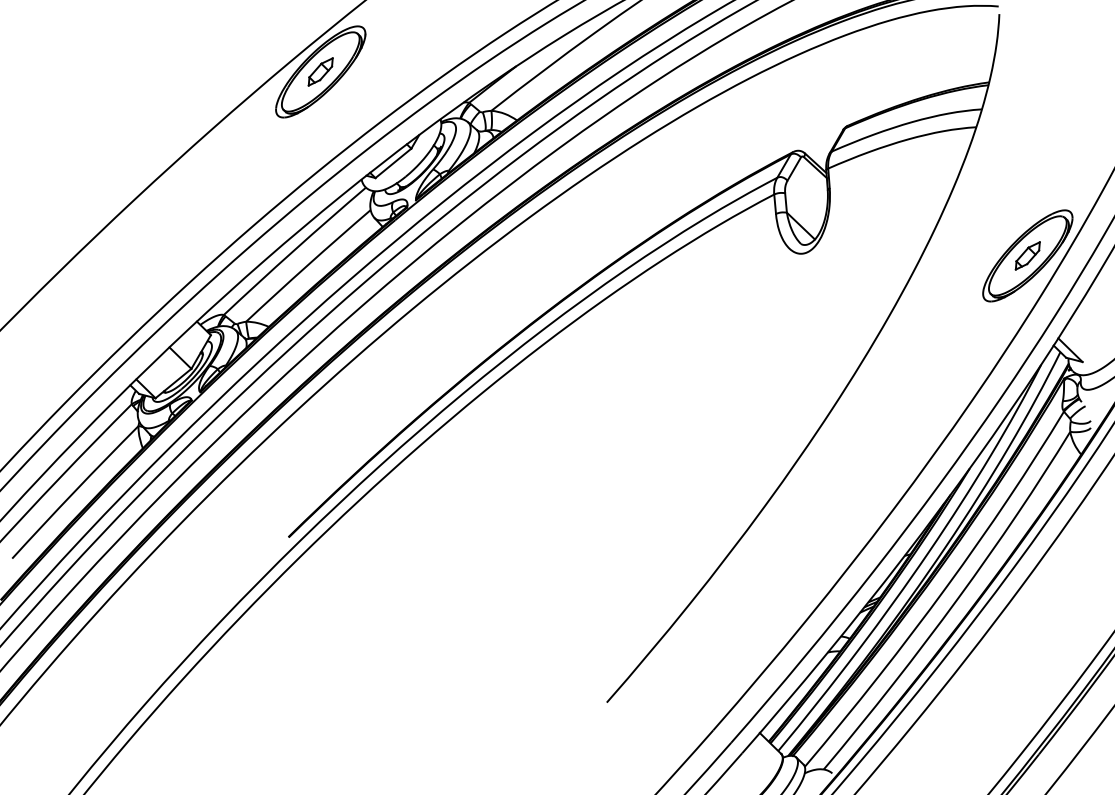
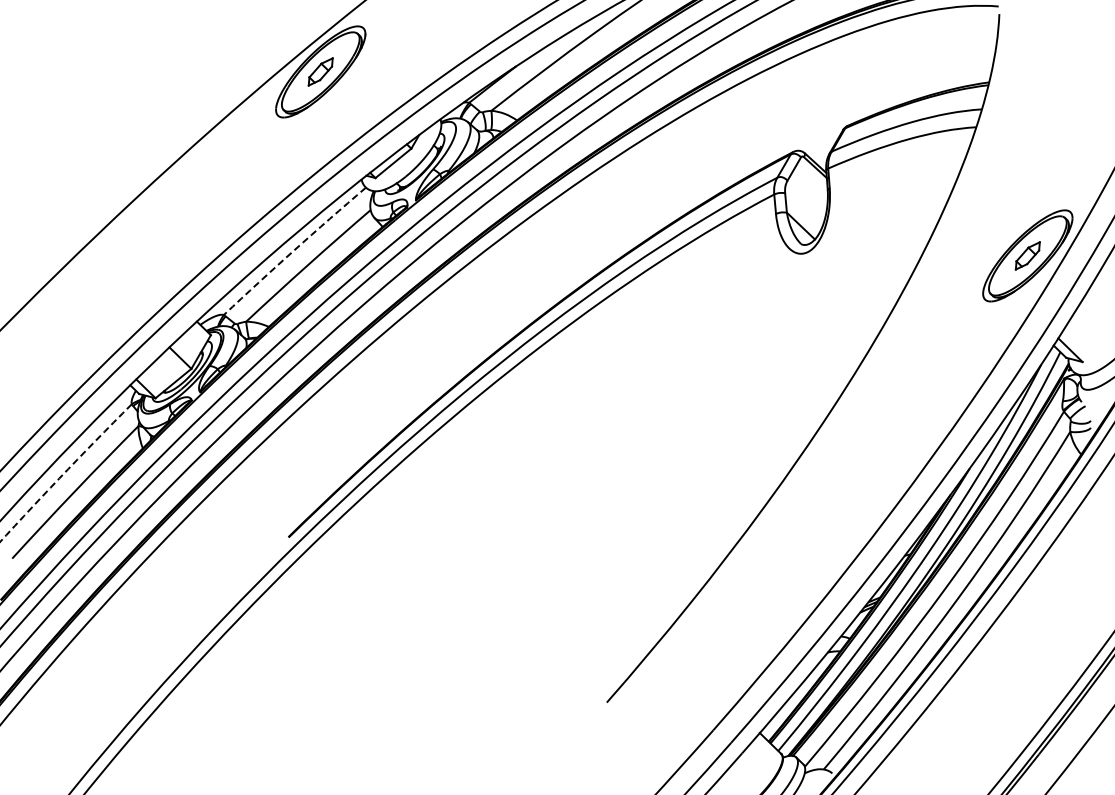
arc: solid -> dashed (294, 250)
arc: solid -> dashed (64, 472)
